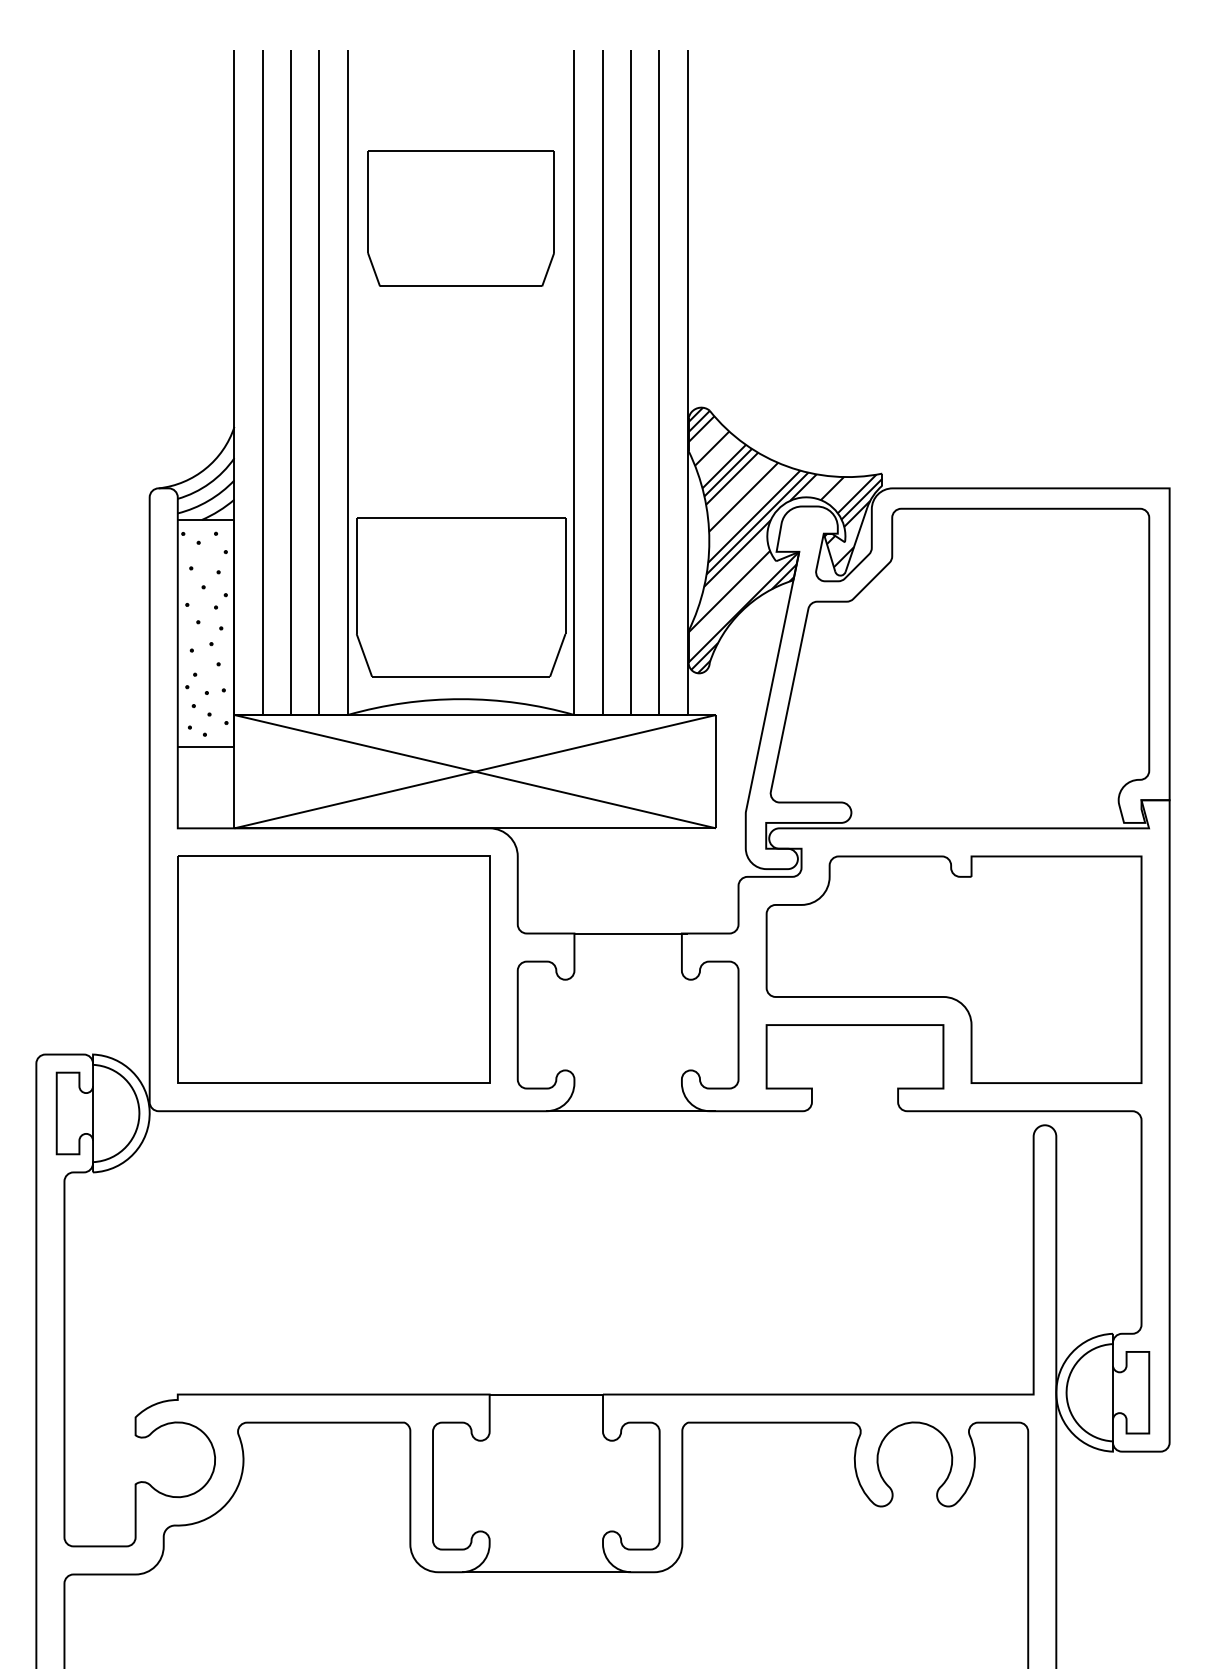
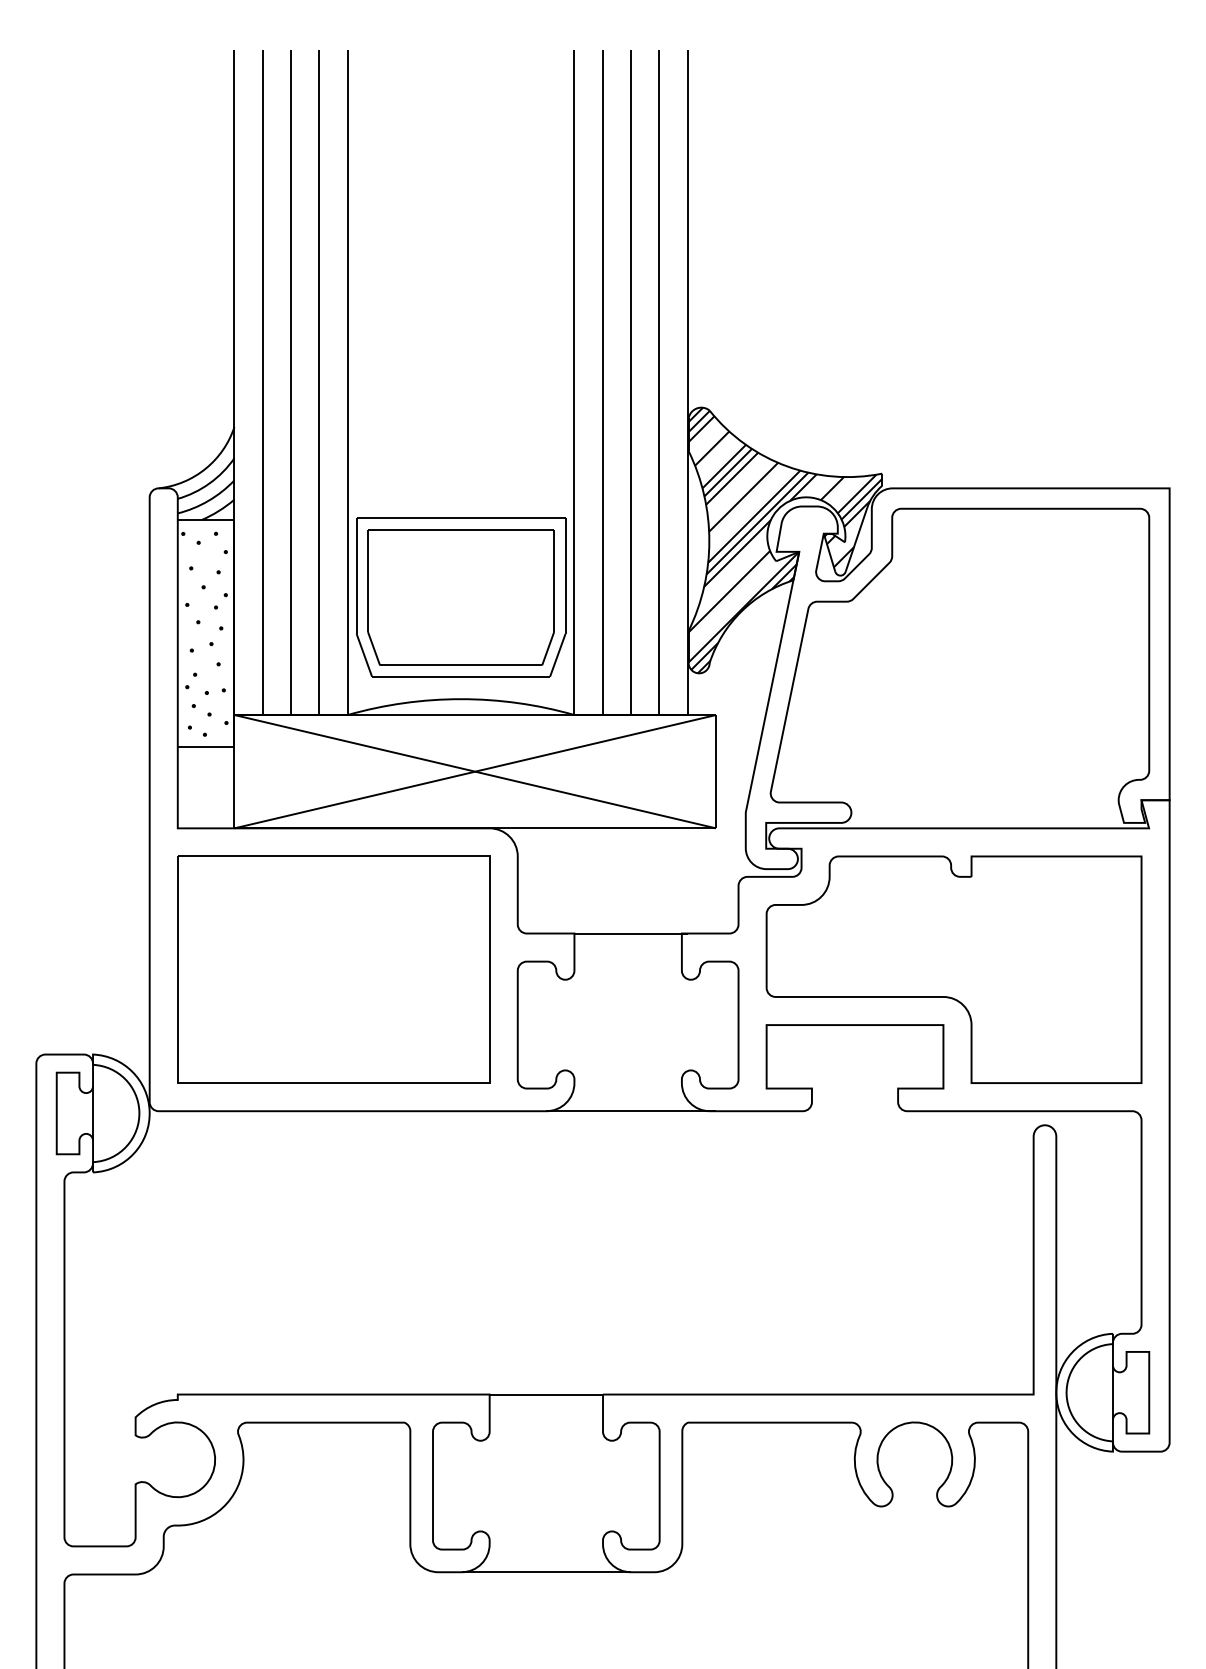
part position: (460, 218) -> (460, 597) (460, 597)
